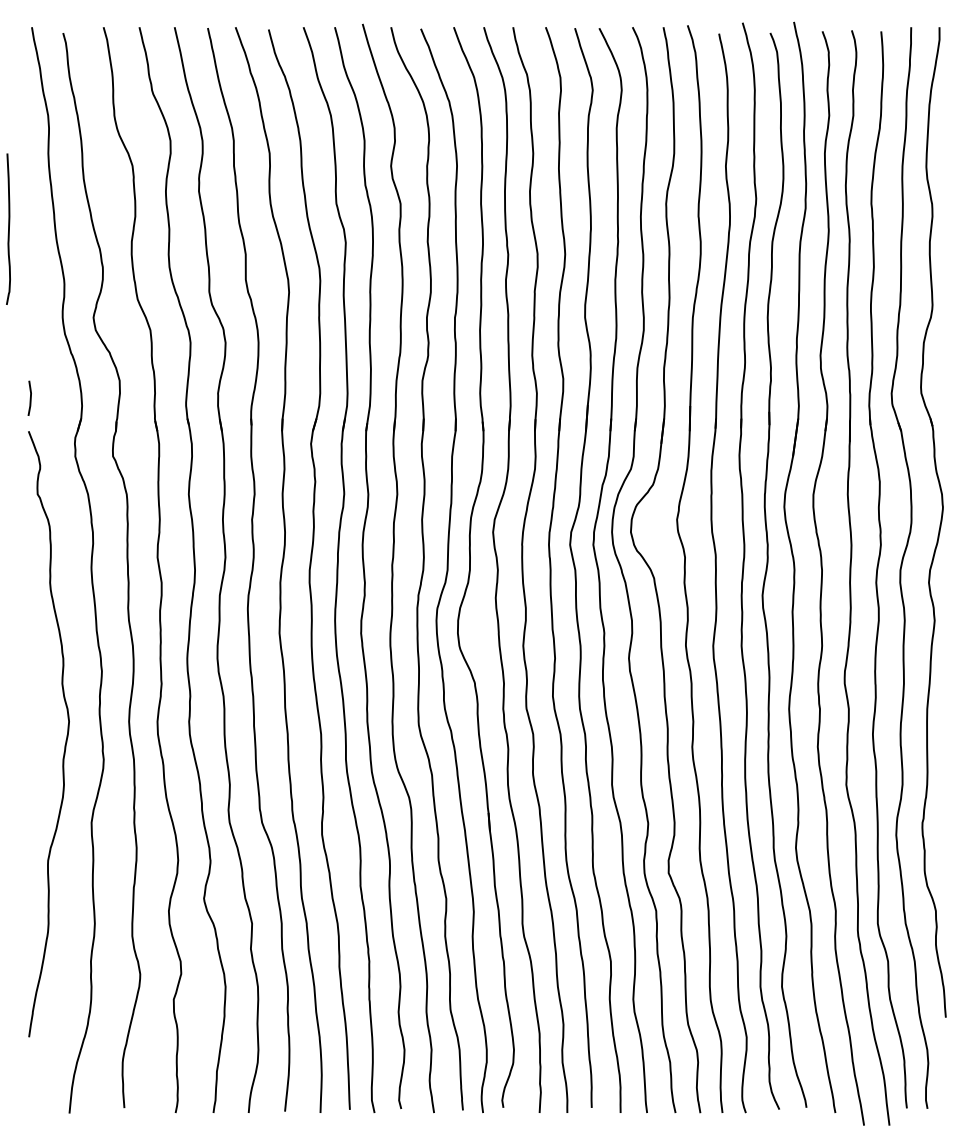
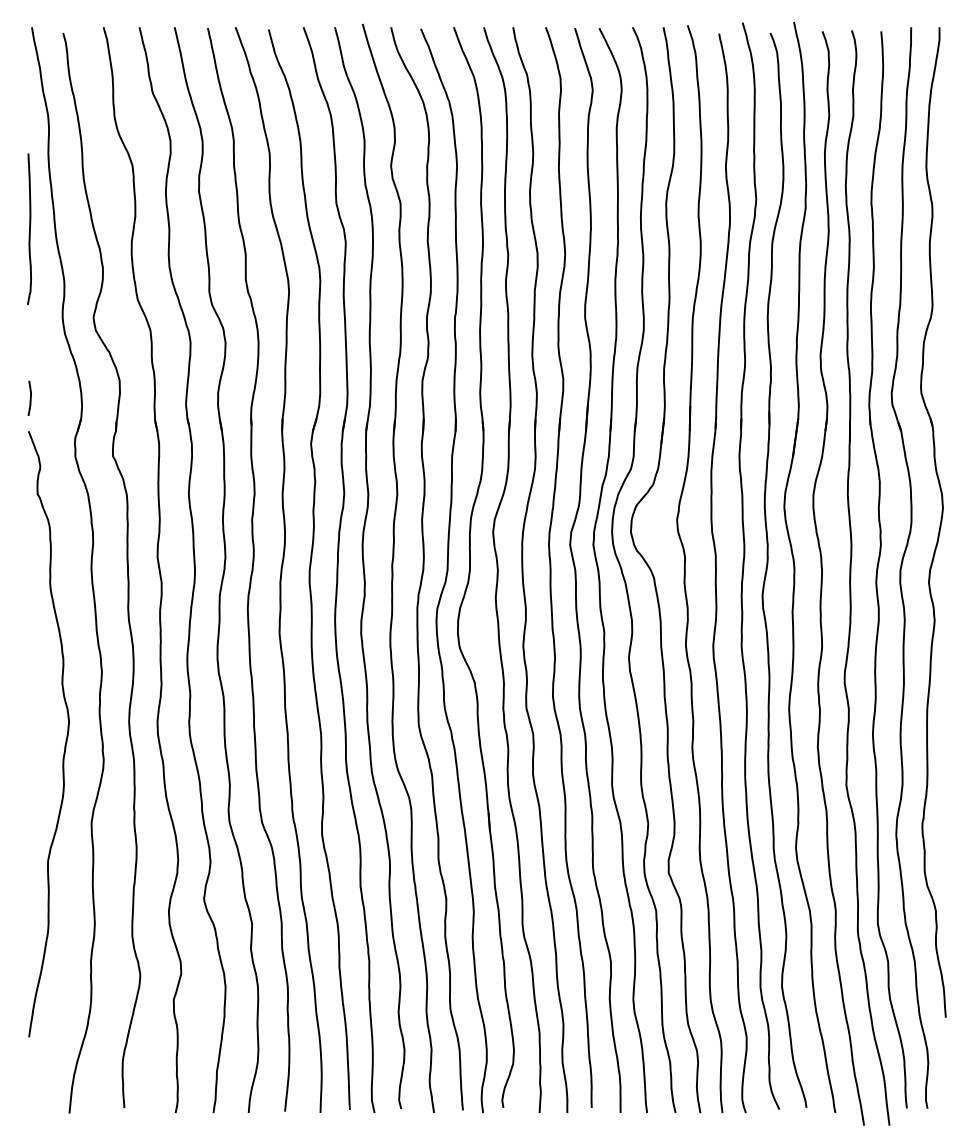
curve position: (8, 228) -> (29, 228) (29, 228)
